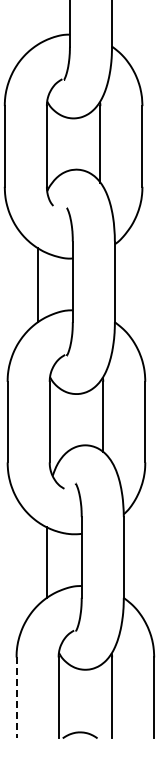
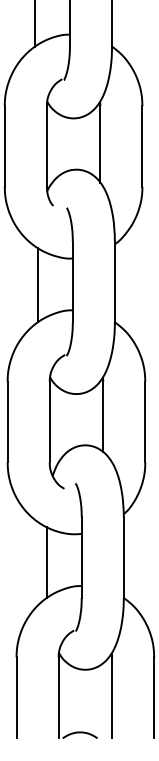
line: none -> present (35, 24)
line: dashed -> solid (16, 698)
